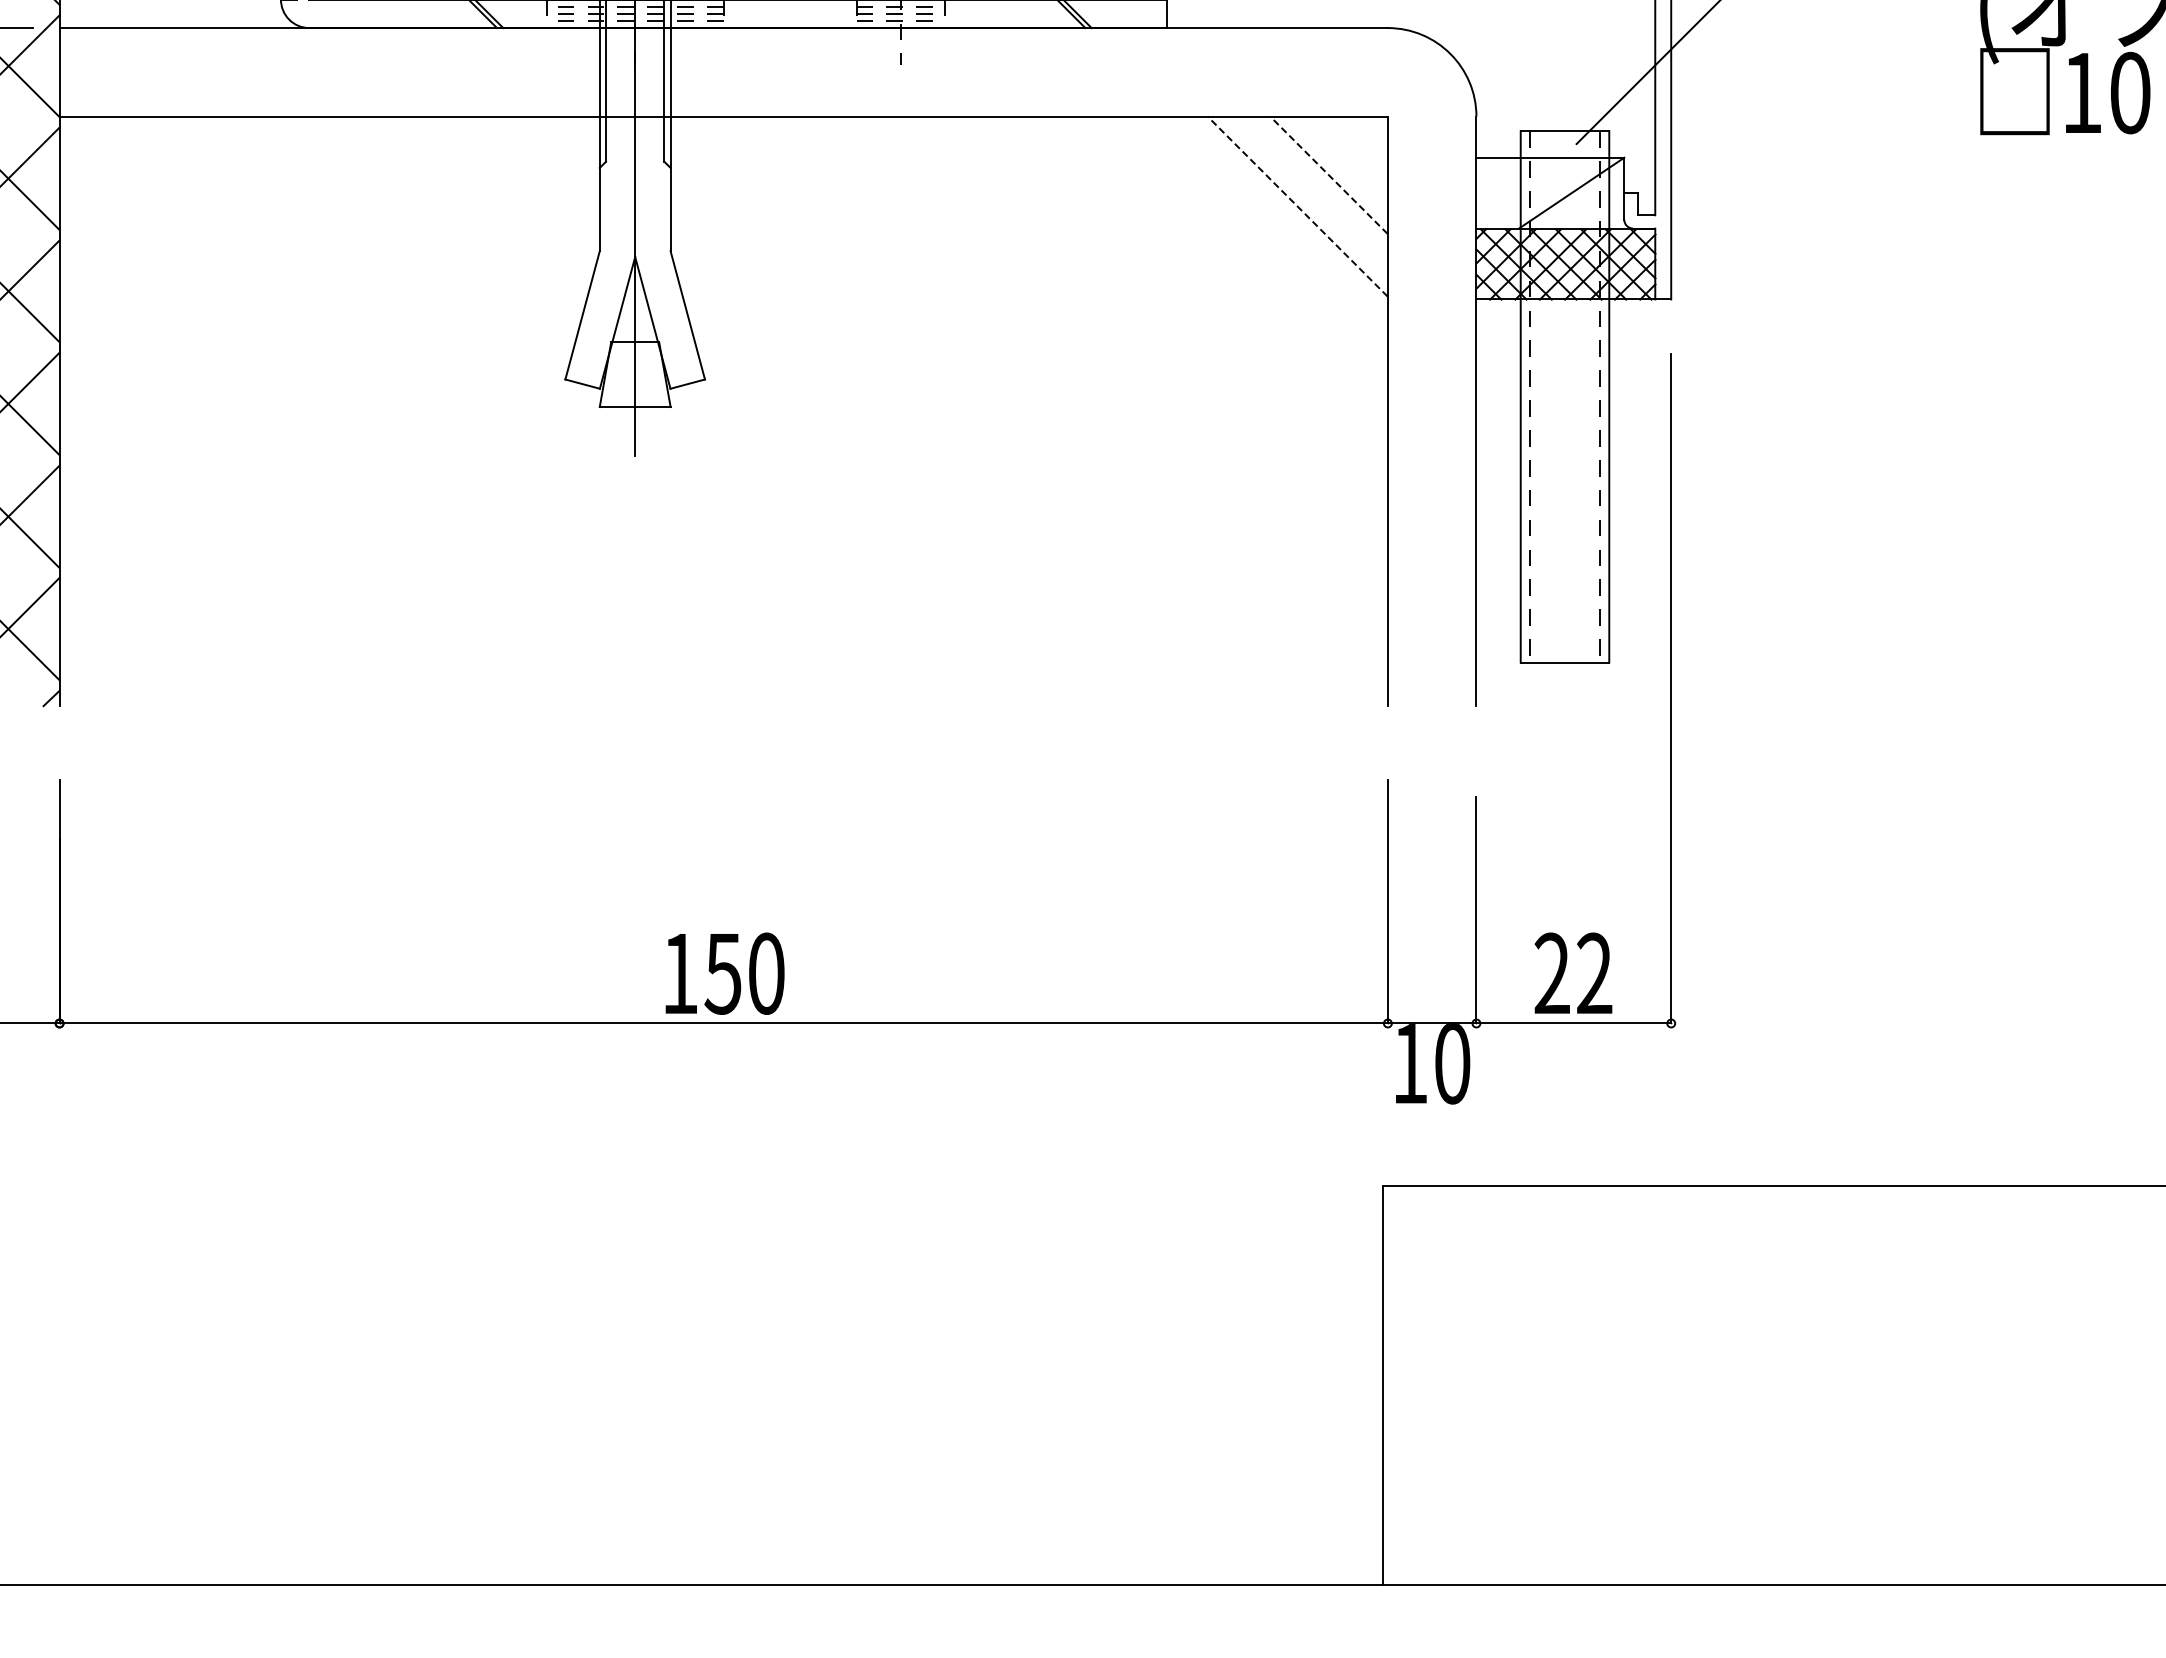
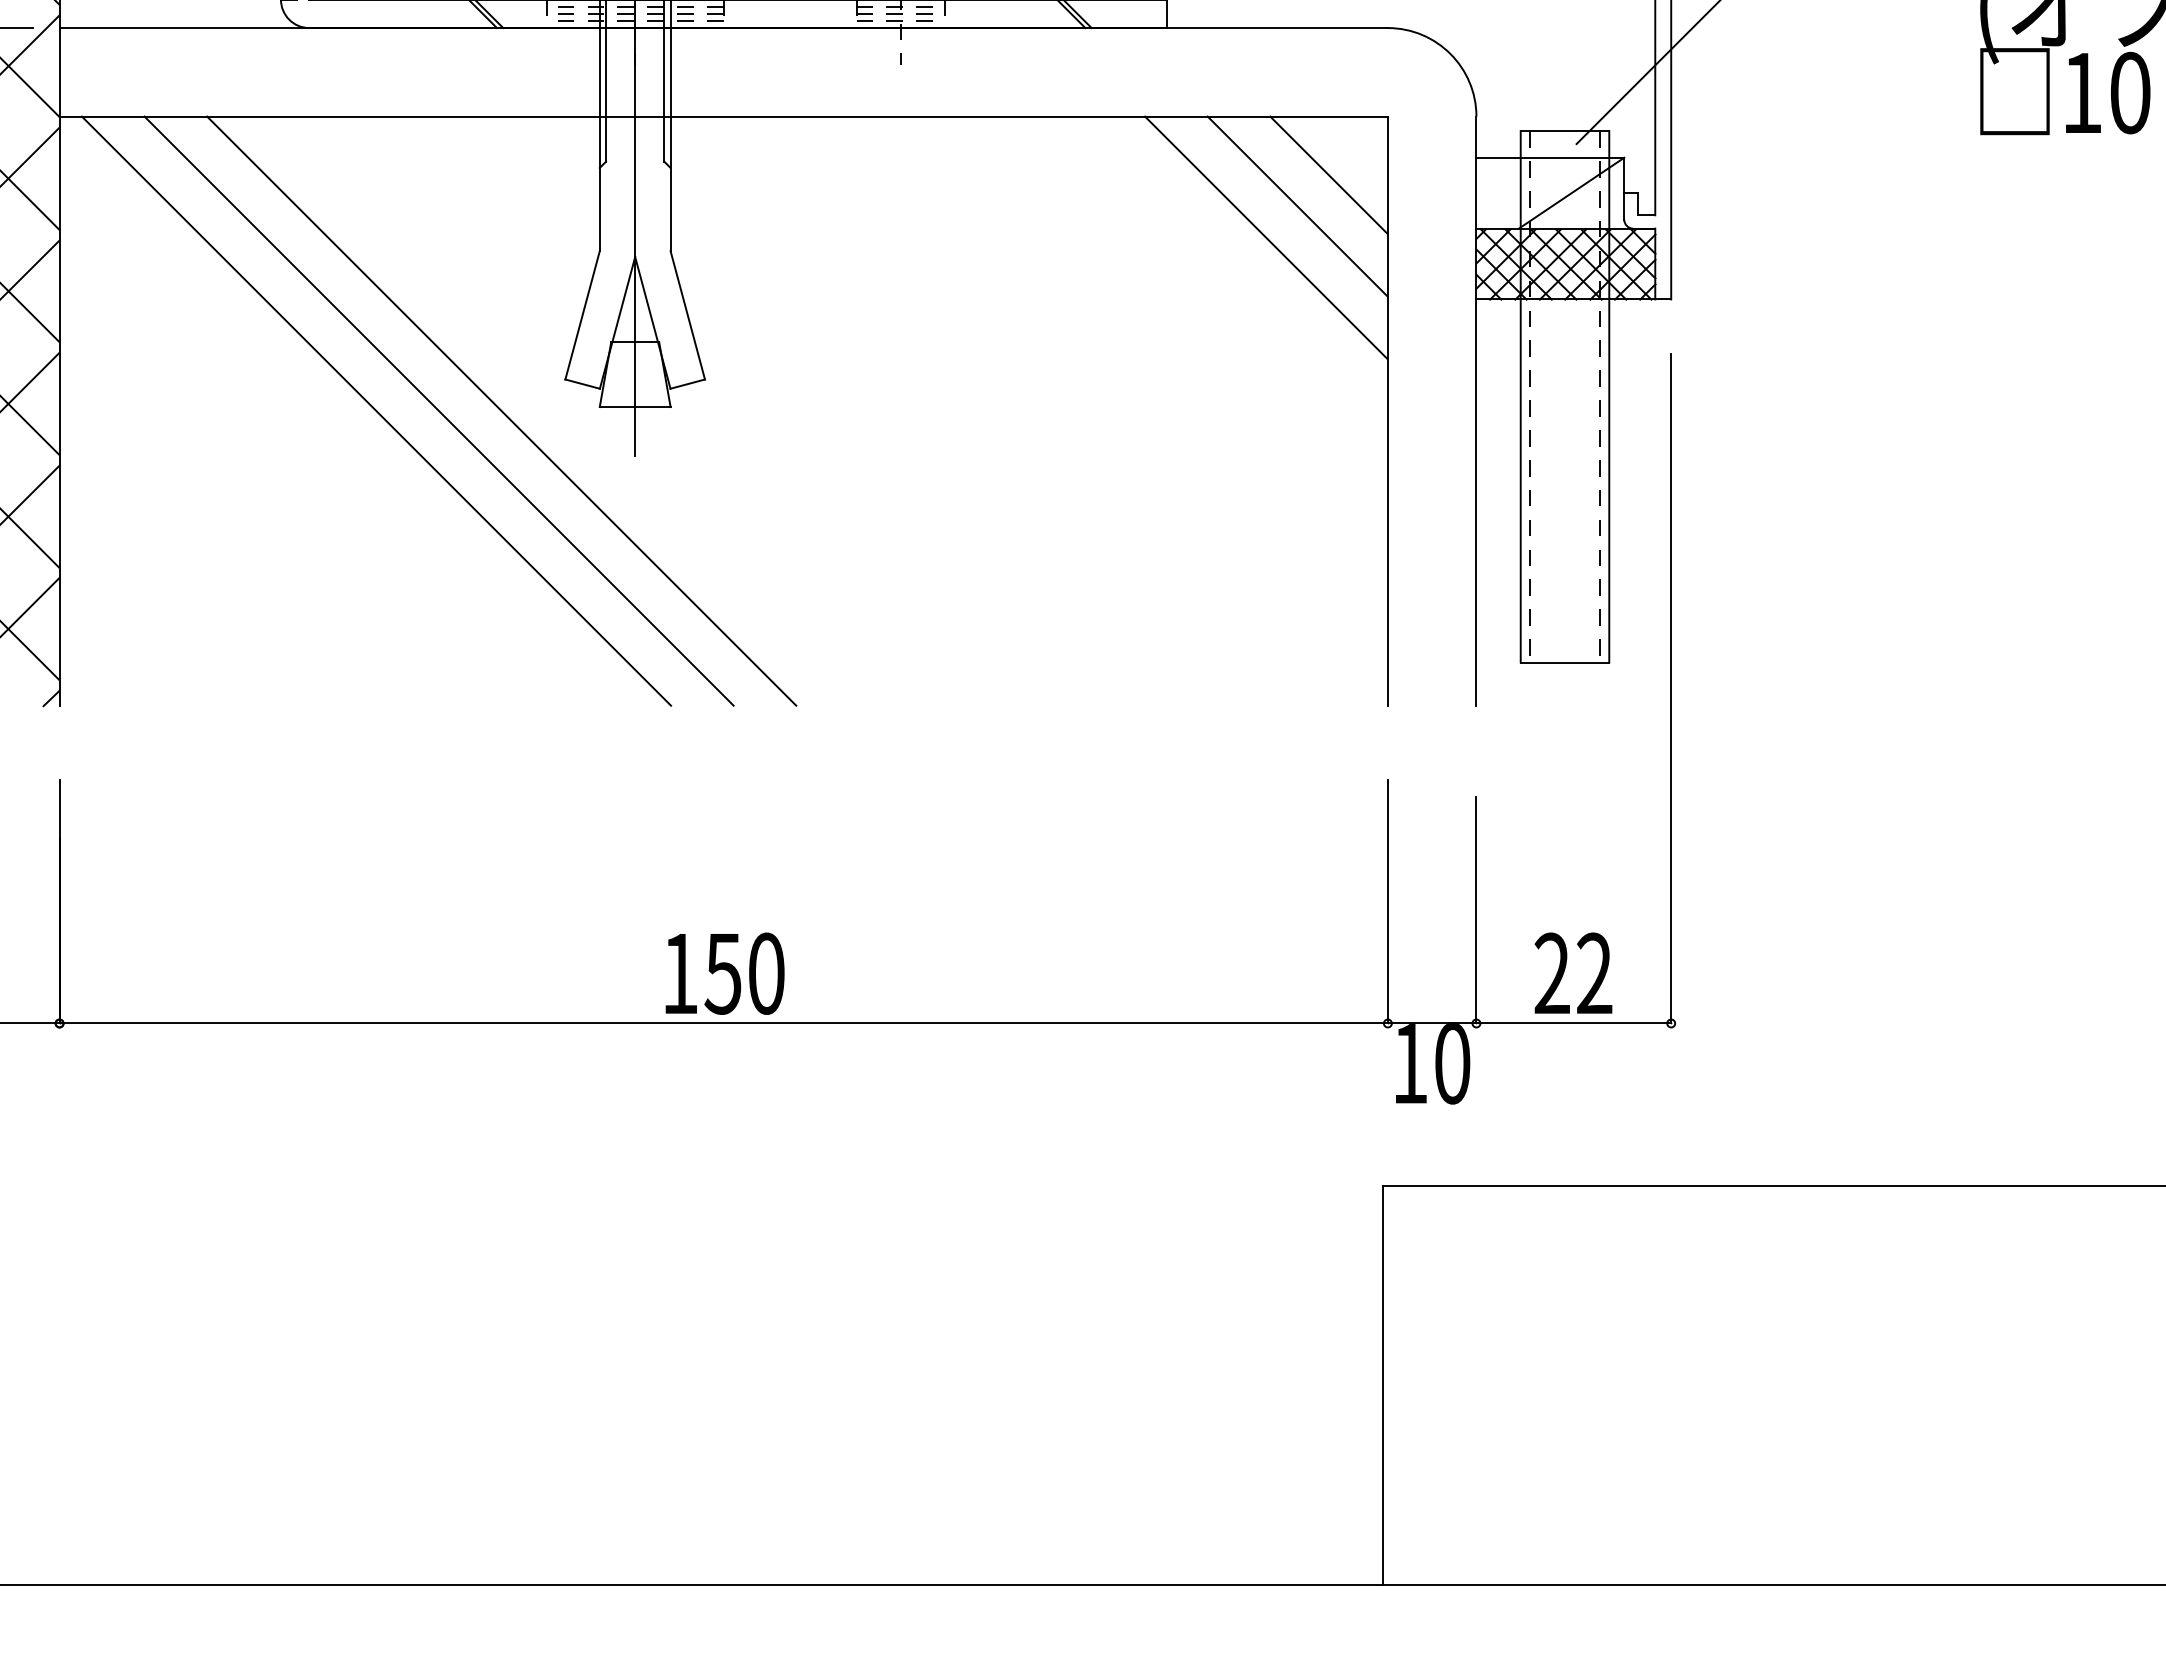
line: dashed -> solid (1328, 175)
line: dashed -> solid (1297, 206)
line: none -> present (1266, 237)
line: none -> present (376, 410)
line: none -> present (438, 410)
line: none -> present (501, 410)
